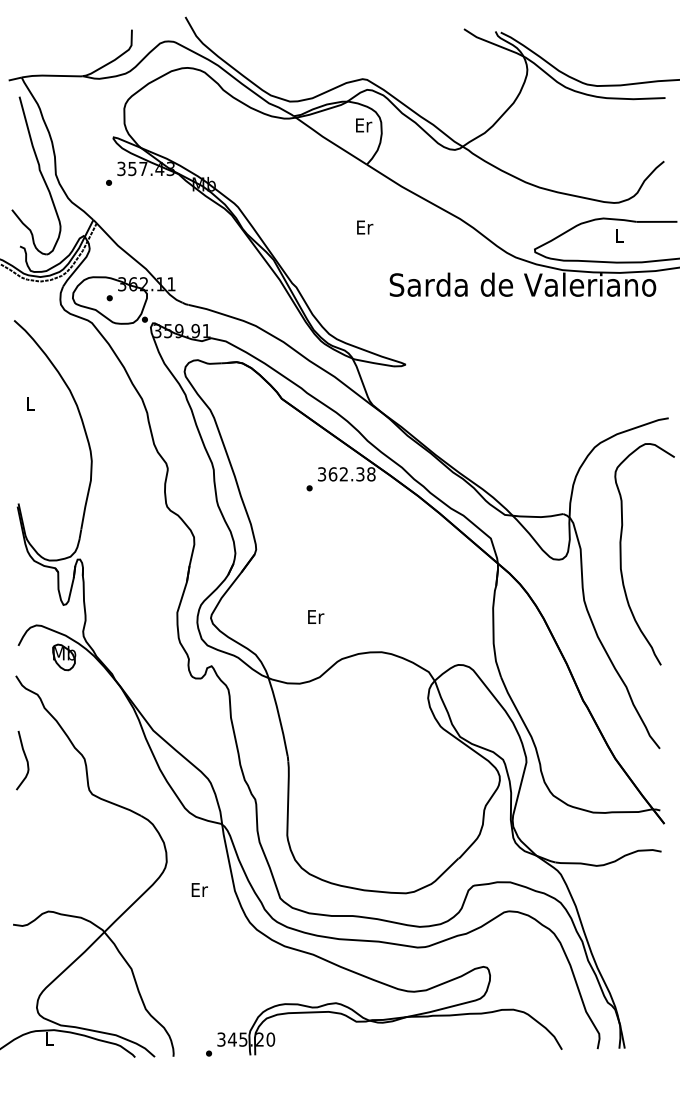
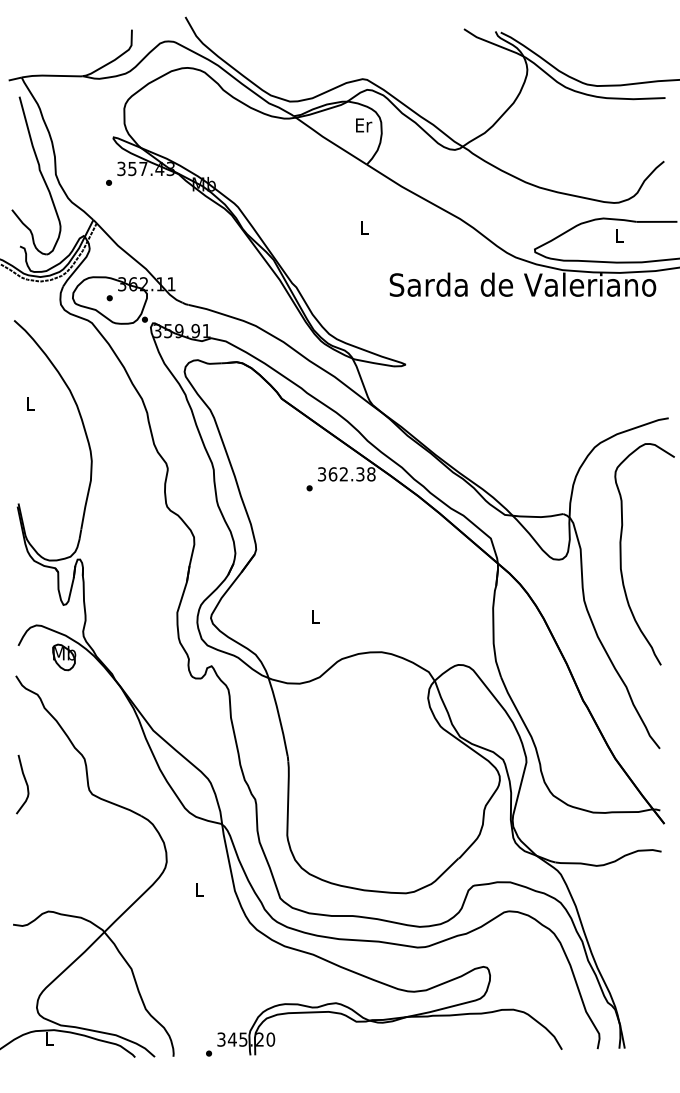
text: Er -> L (365, 227)
text: Er -> L (316, 616)
curve position: (25, 759) -> (25, 783) (25, 783)
text: Er -> L (199, 889)
